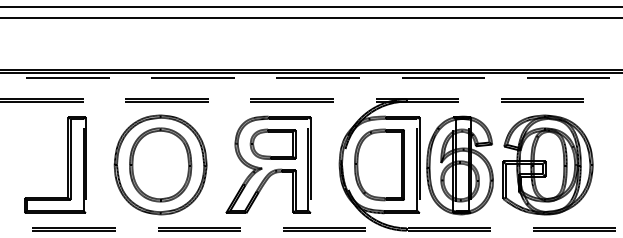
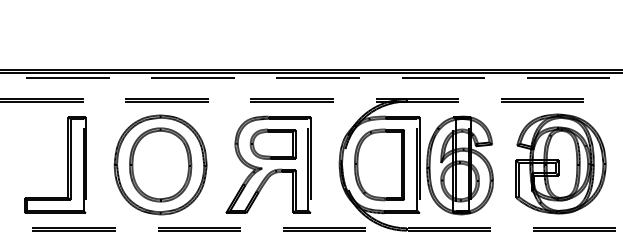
line: present -> none (310, 7)
line: present -> none (310, 17)
part position: (547, 164) -> (560, 163) (560, 163)
